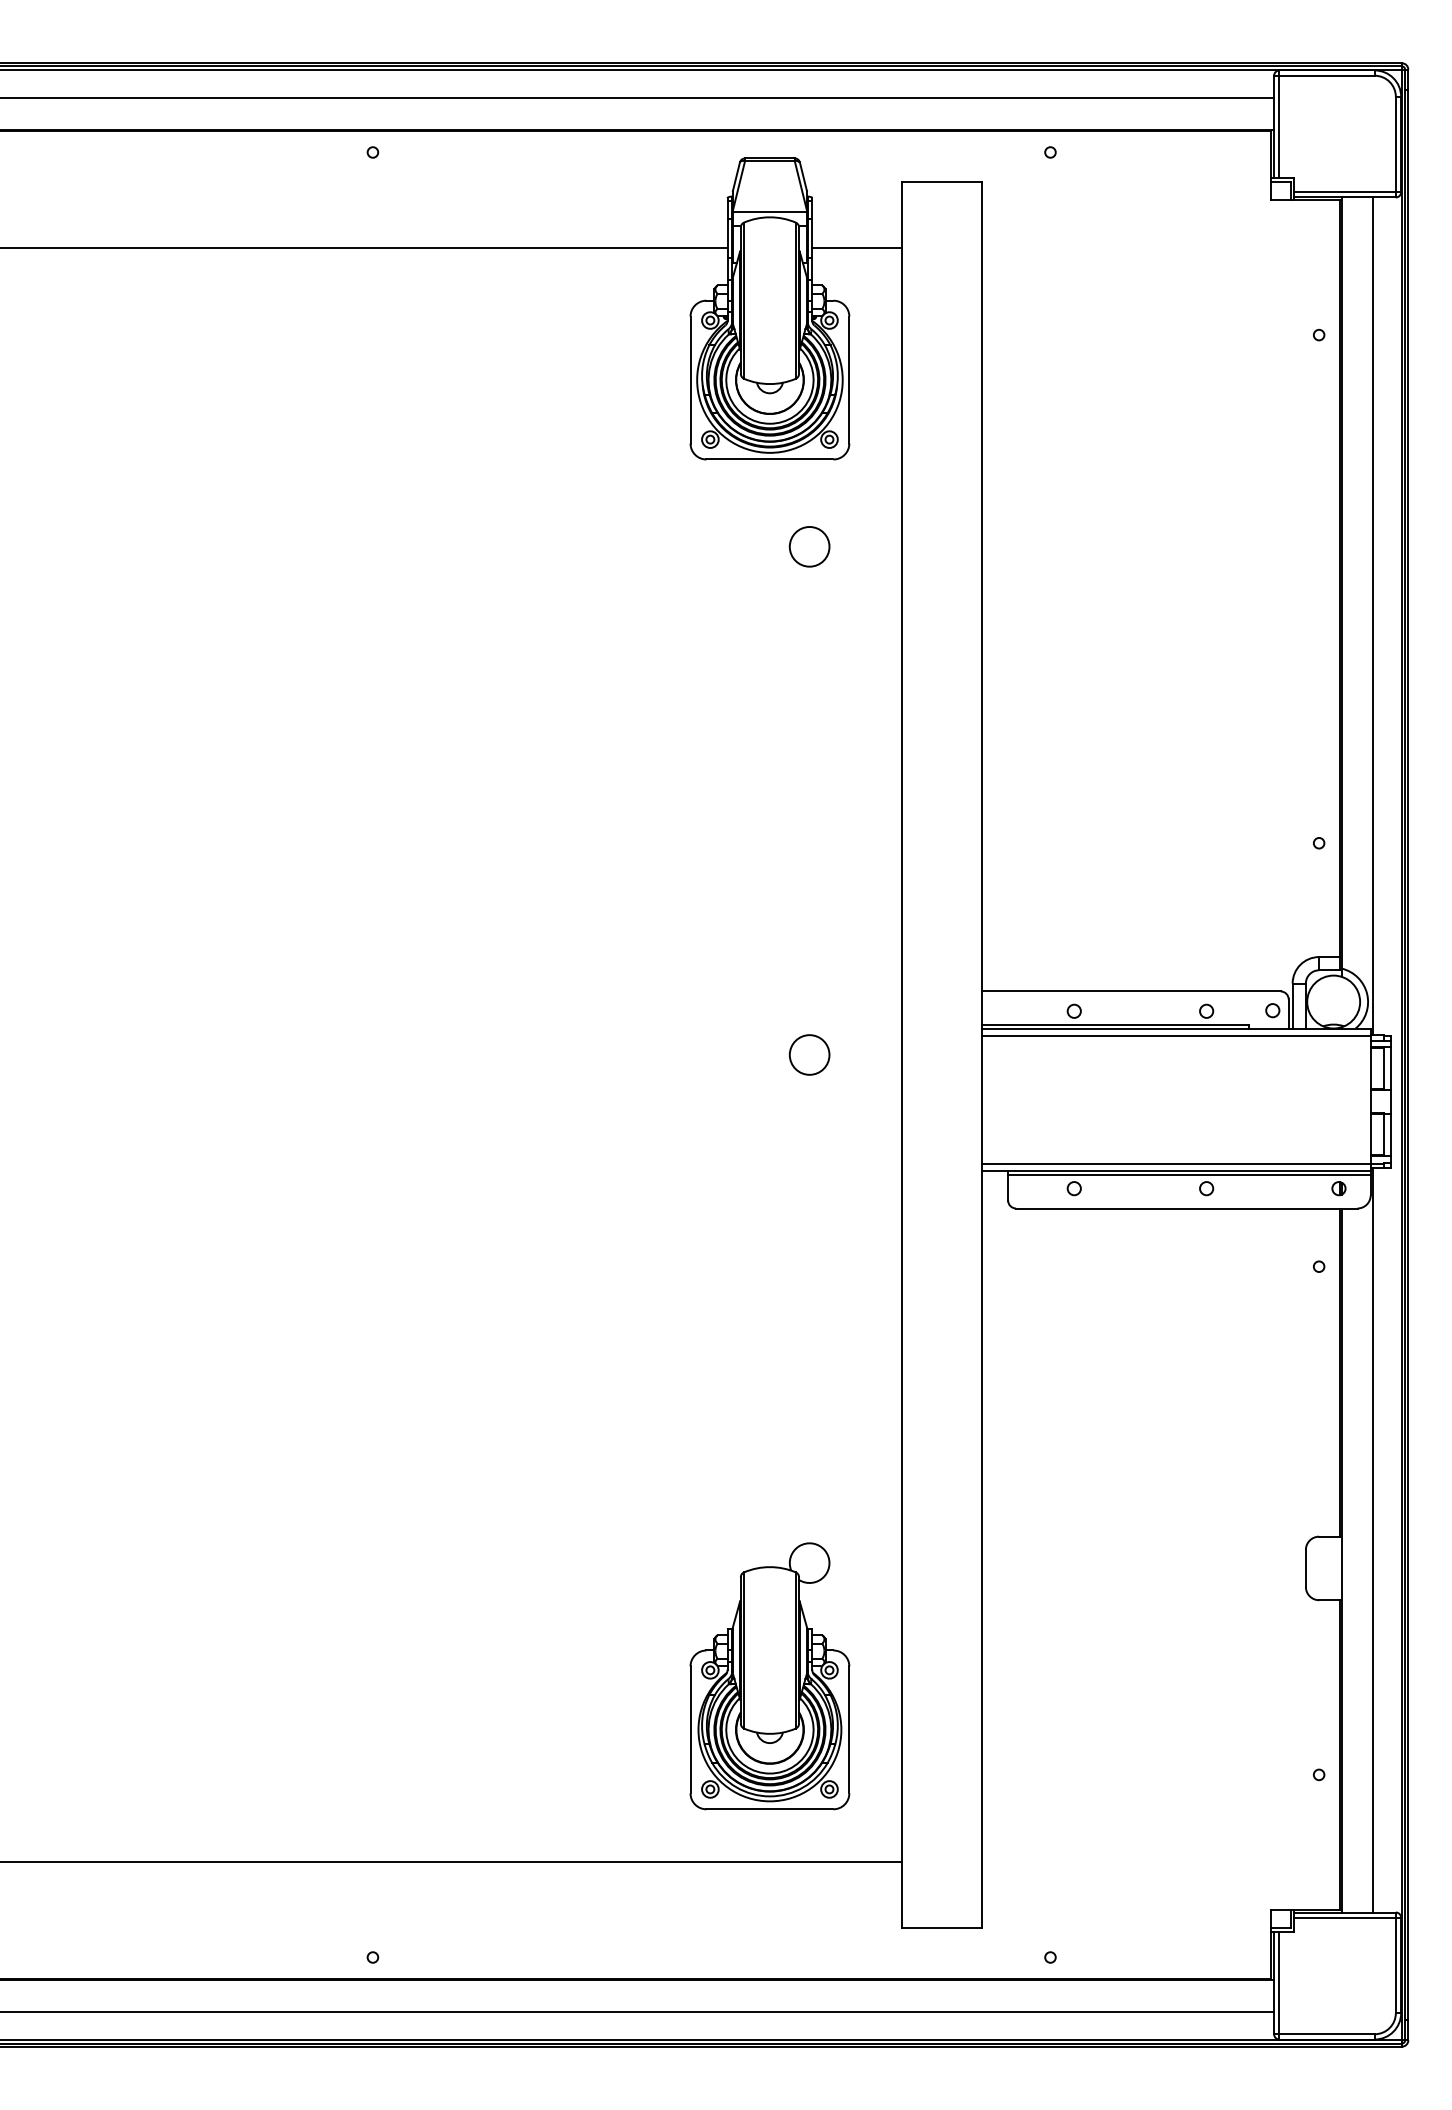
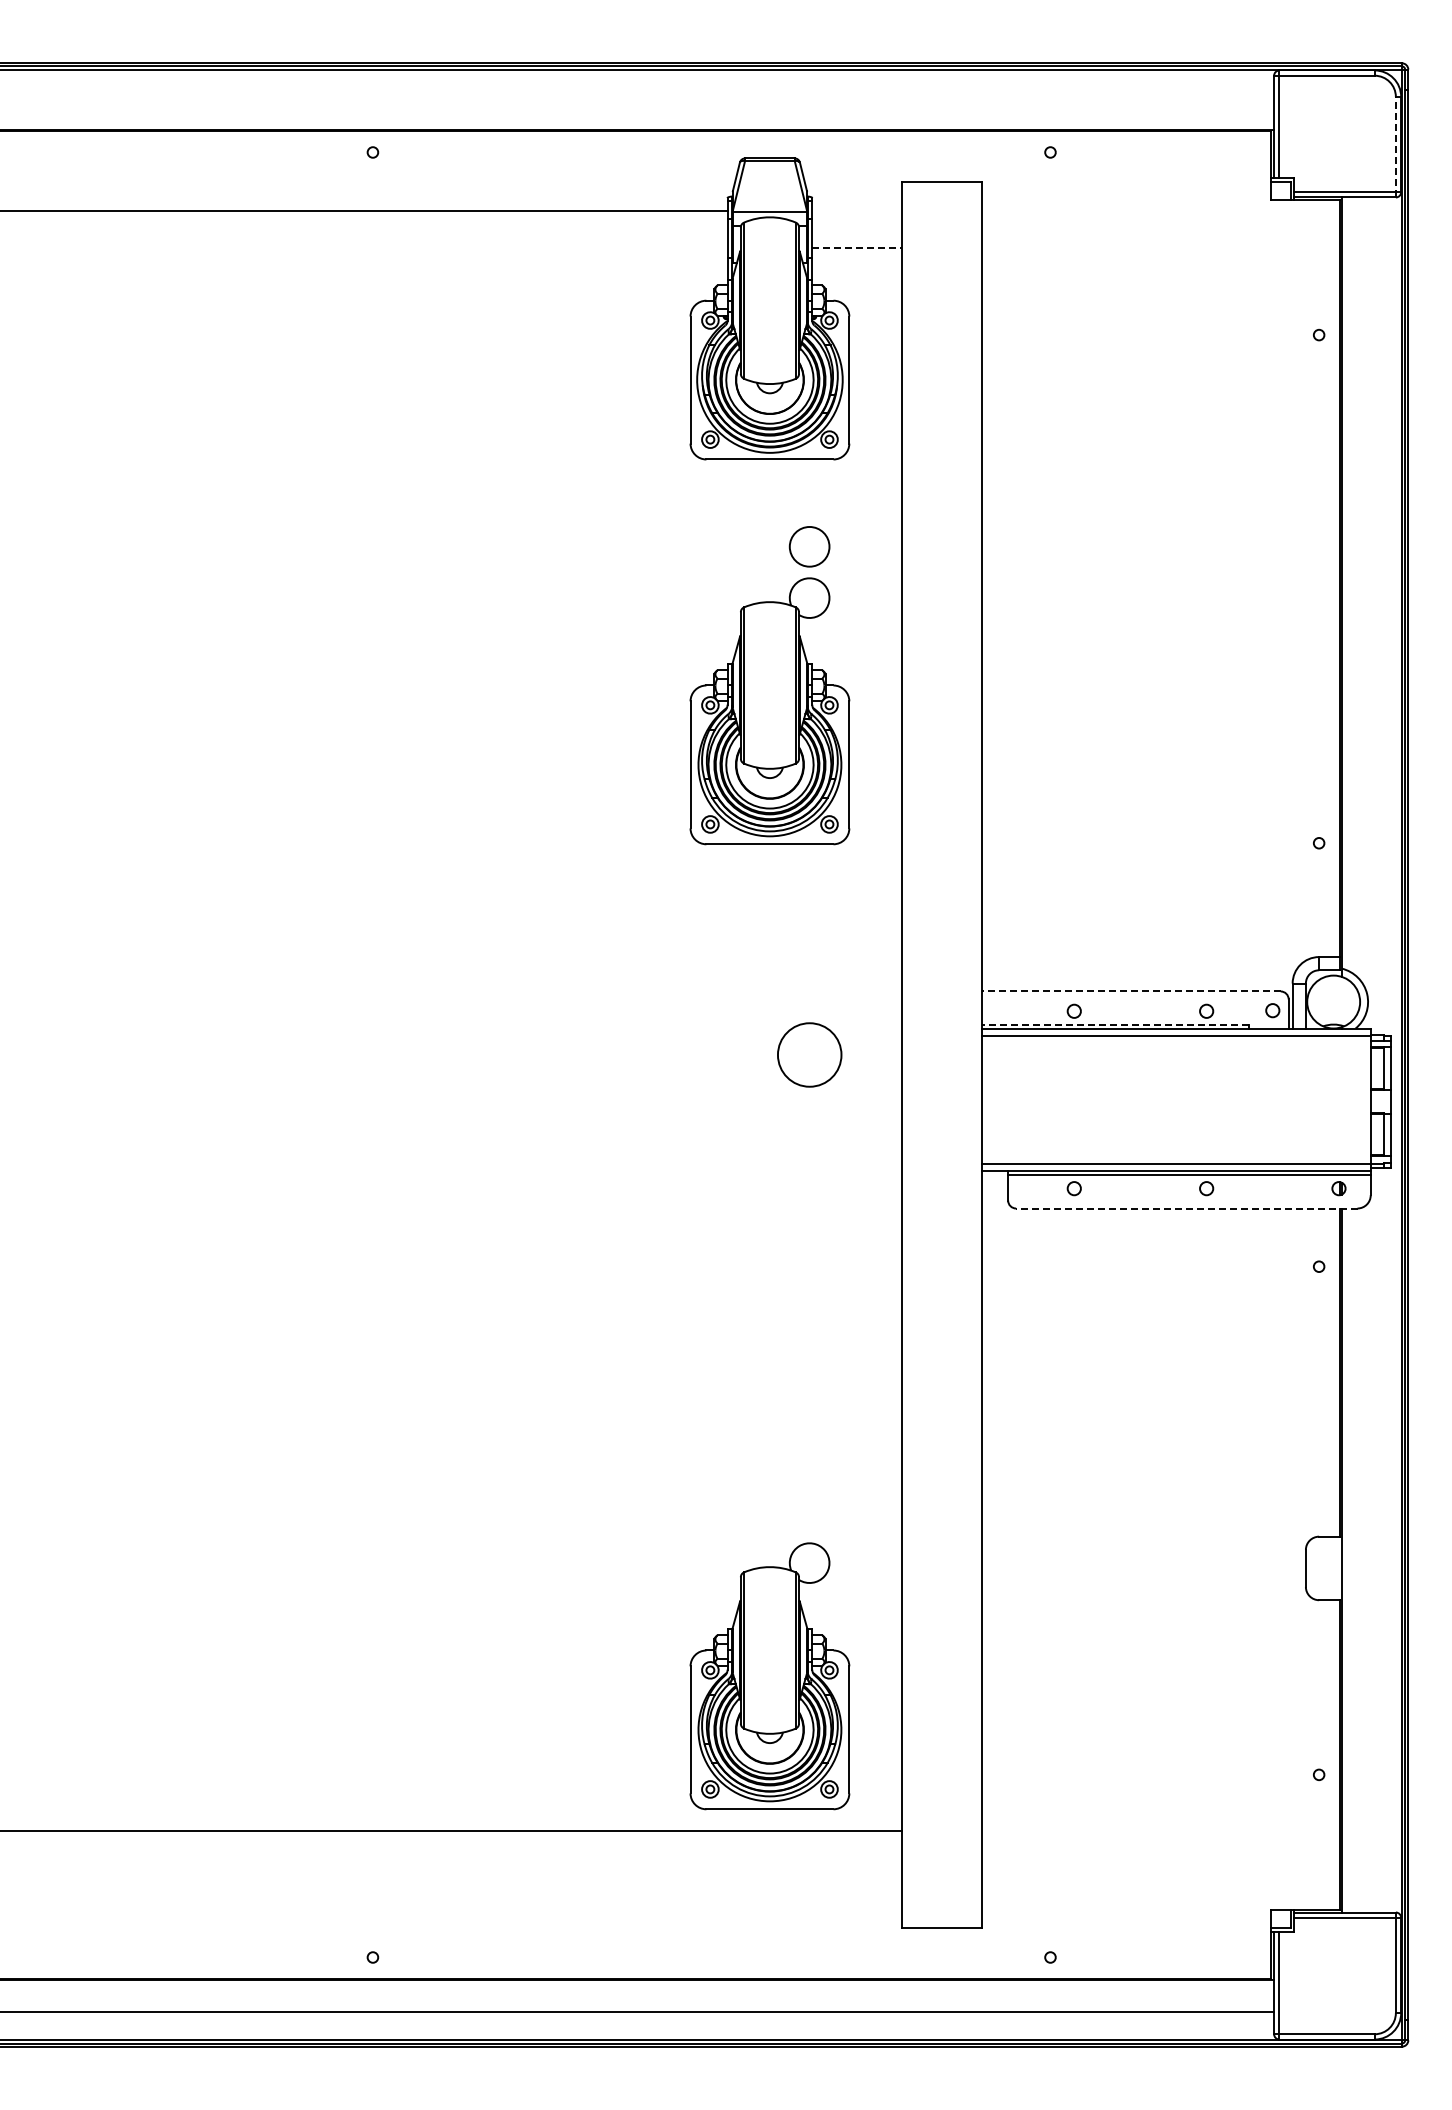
line: present -> none (638, 98)
line: solid -> dashed (1395, 146)
line position: (364, 247) -> (364, 210) (364, 210)
line: solid -> dashed (857, 247)
line: present -> none (1373, 616)
part: none -> present (769, 711)
line: solid -> dashed (1131, 991)
line: solid -> dashed (1115, 1024)
circle size: 43x42 px -> 66x66 px (809, 1054)
line: solid -> dashed (1186, 1208)
line: present -> none (1373, 1539)
line position: (452, 1862) -> (452, 1831) (452, 1831)
